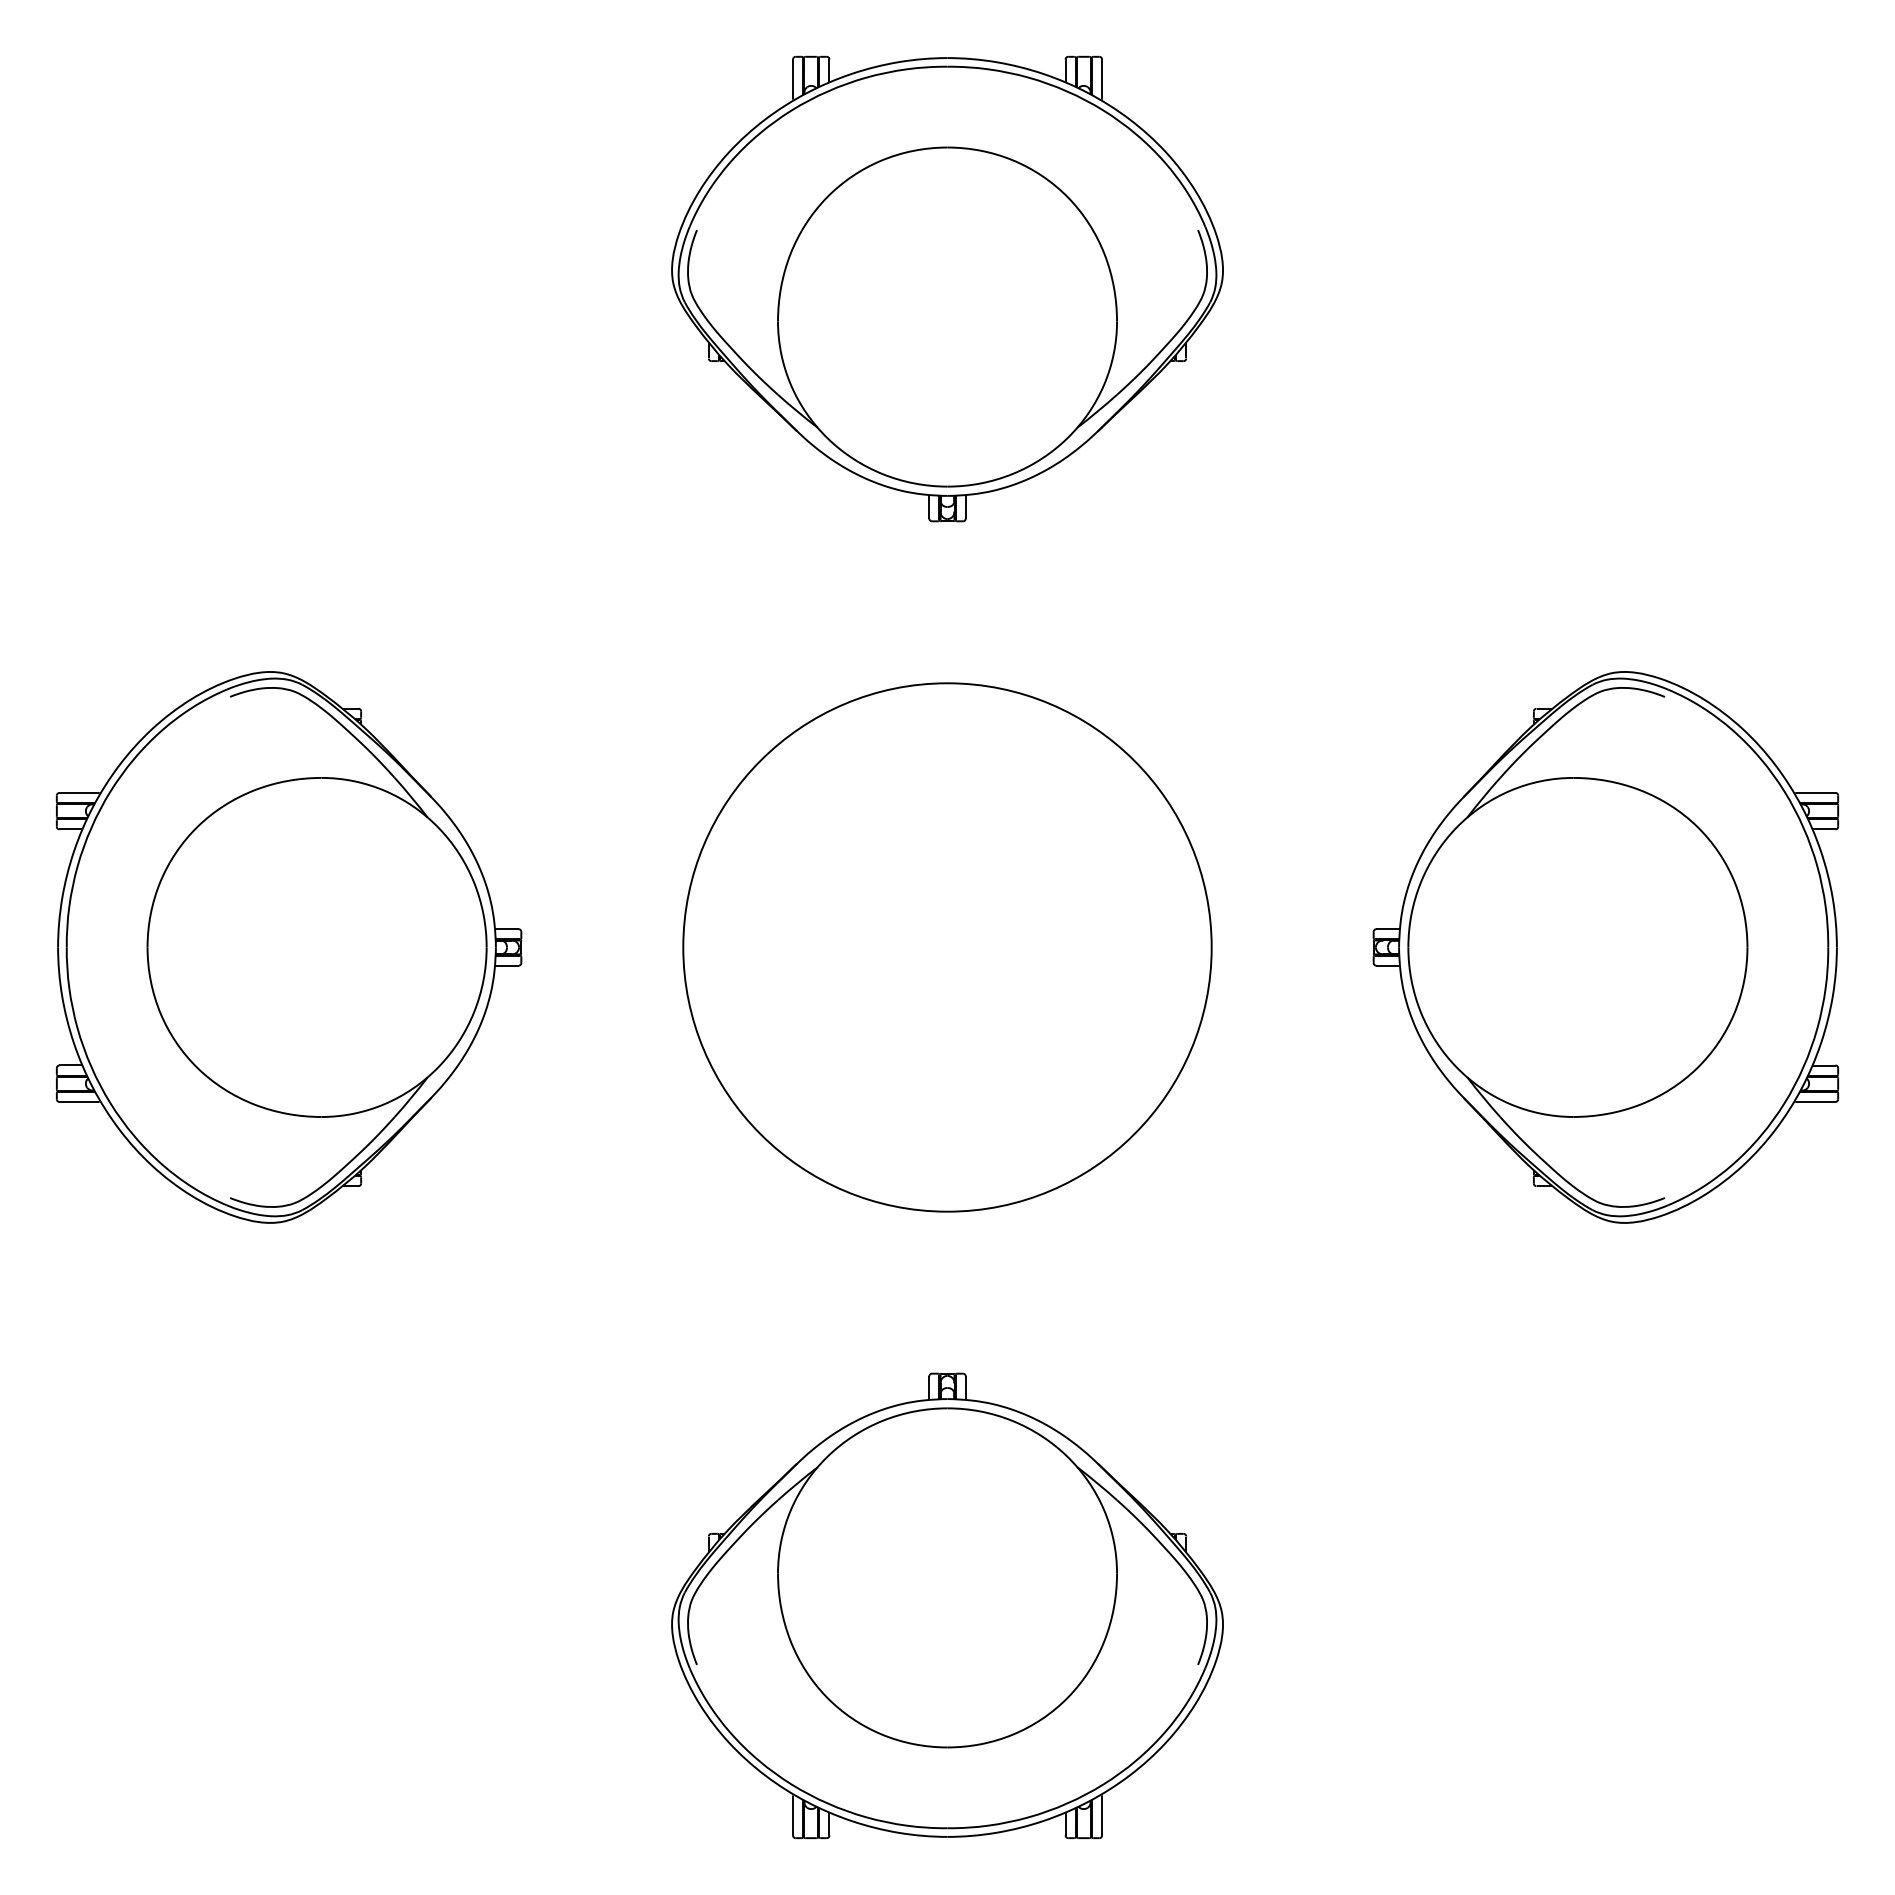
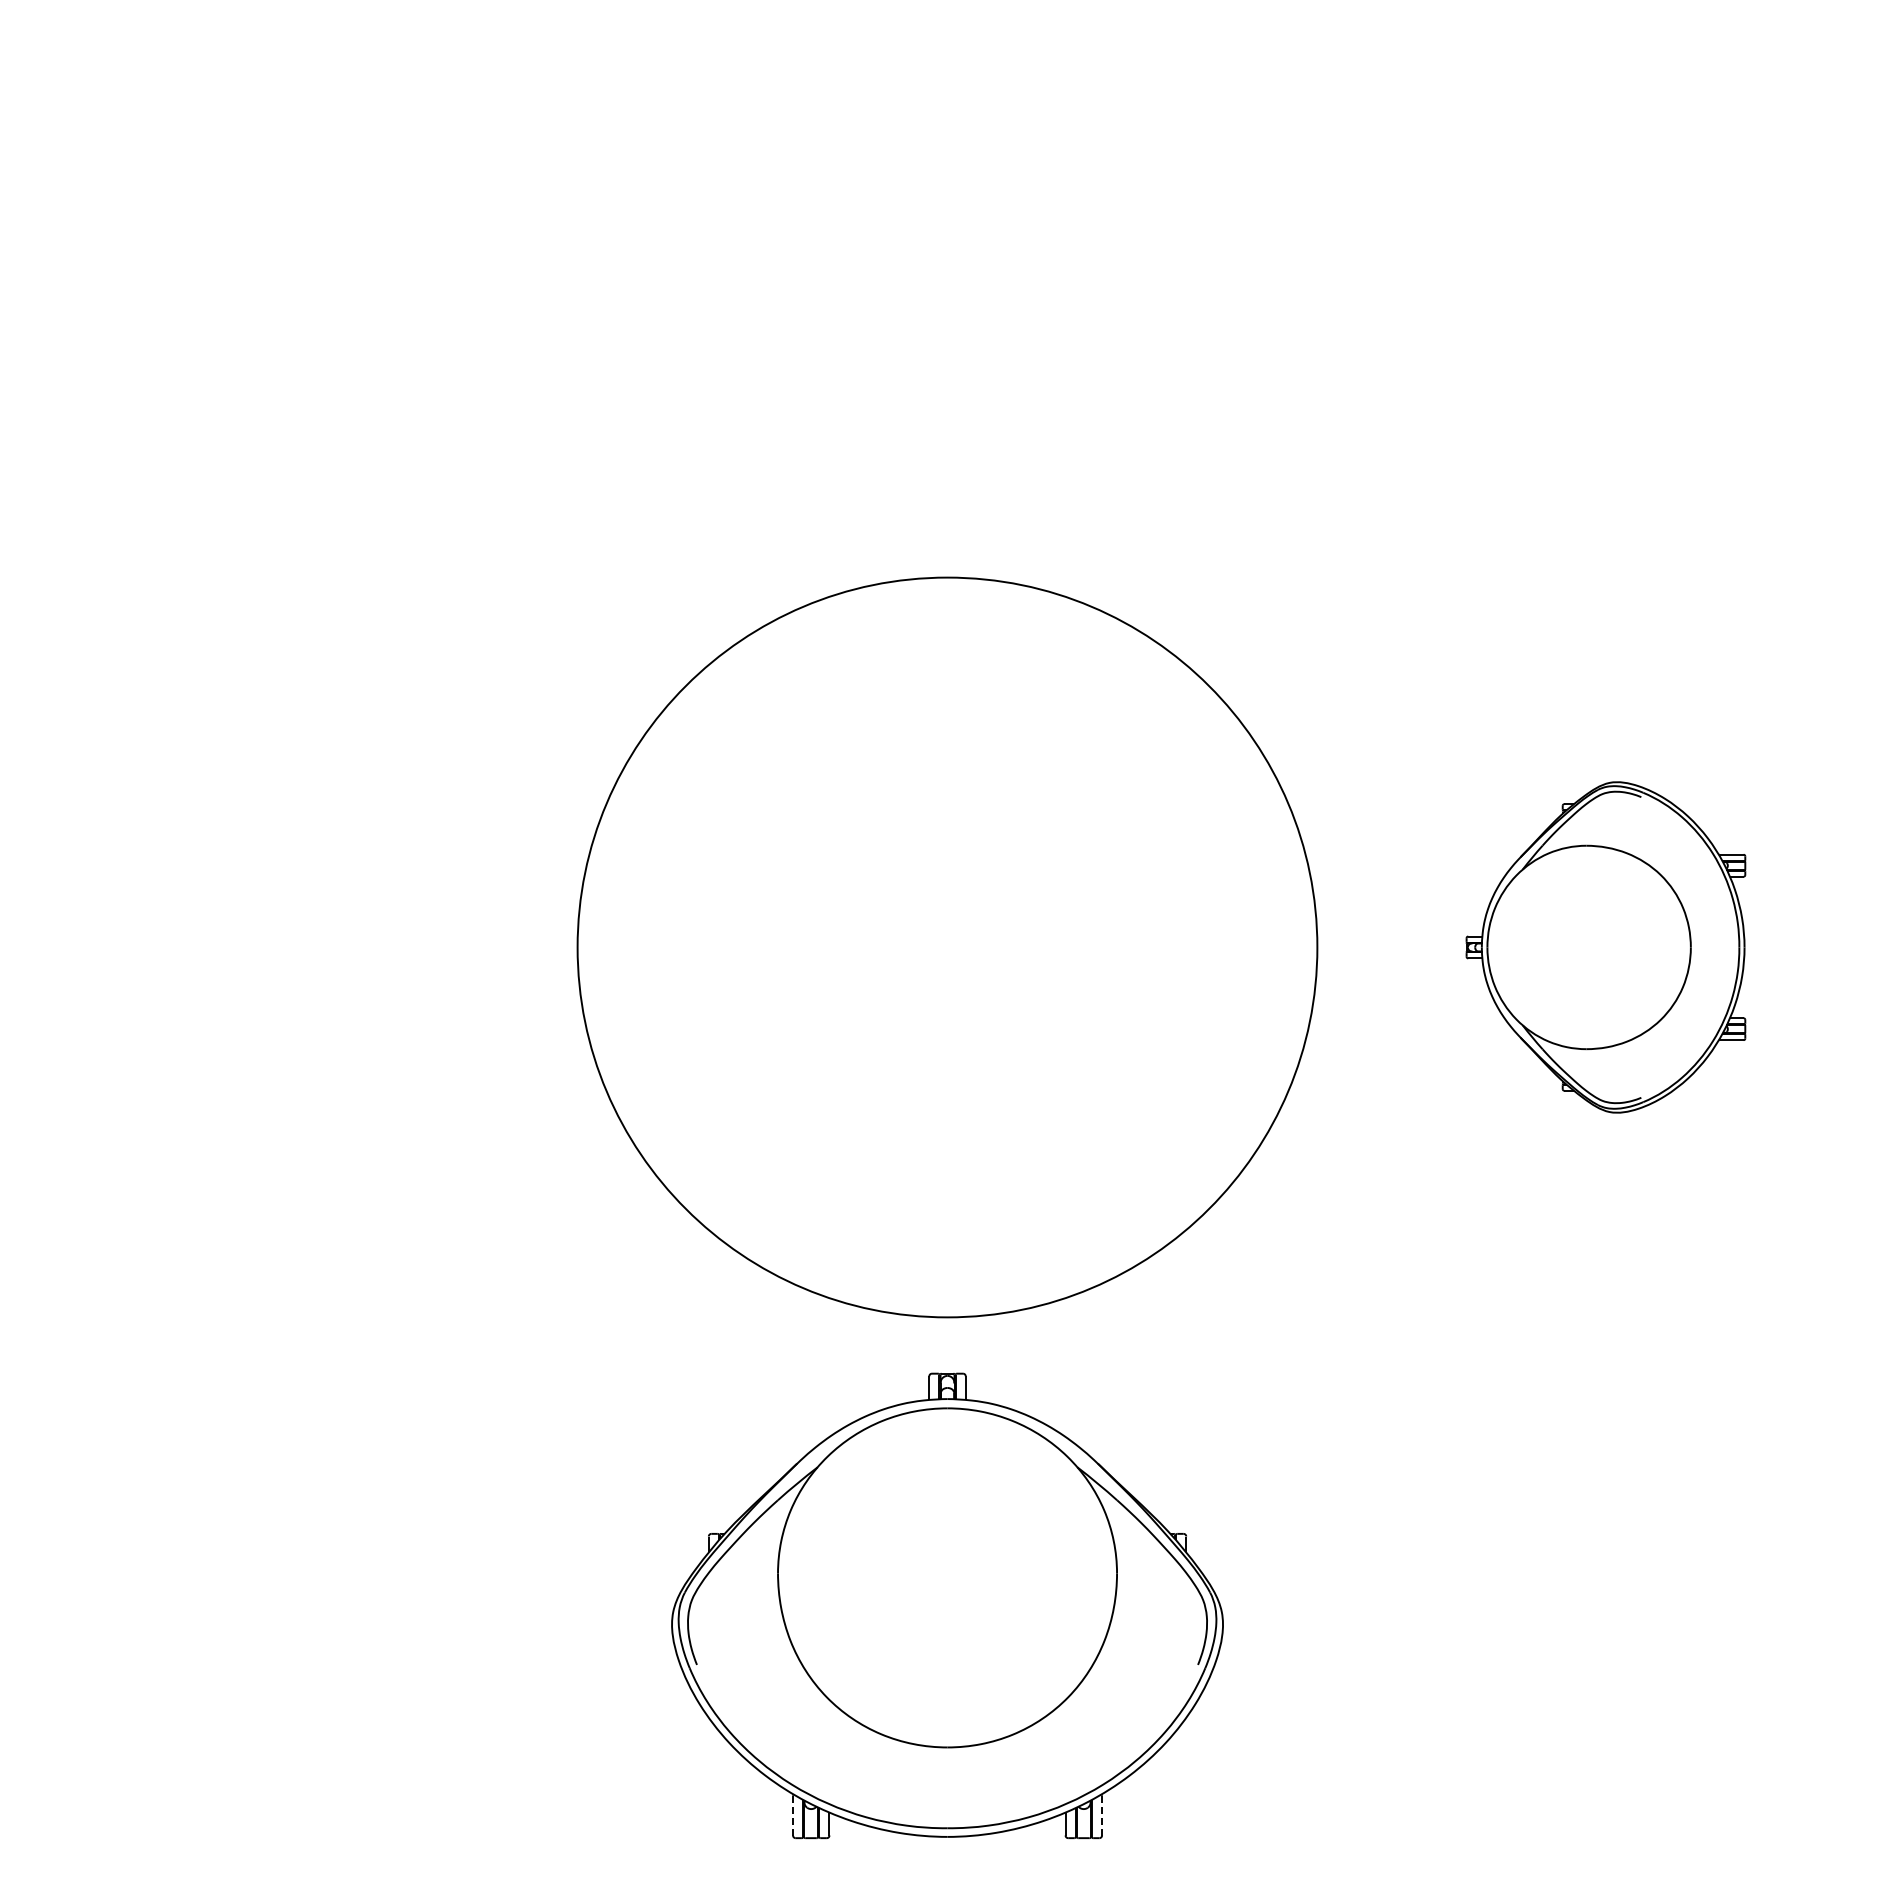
part: present -> none (947, 288)
part: present -> none (289, 947)
circle diameter: 528 px -> 740 px (947, 947)
part size: 468x553 px -> 282x333 px (1605, 947)
line: solid -> dashed (793, 1815)
line: solid -> dashed (1102, 1815)
